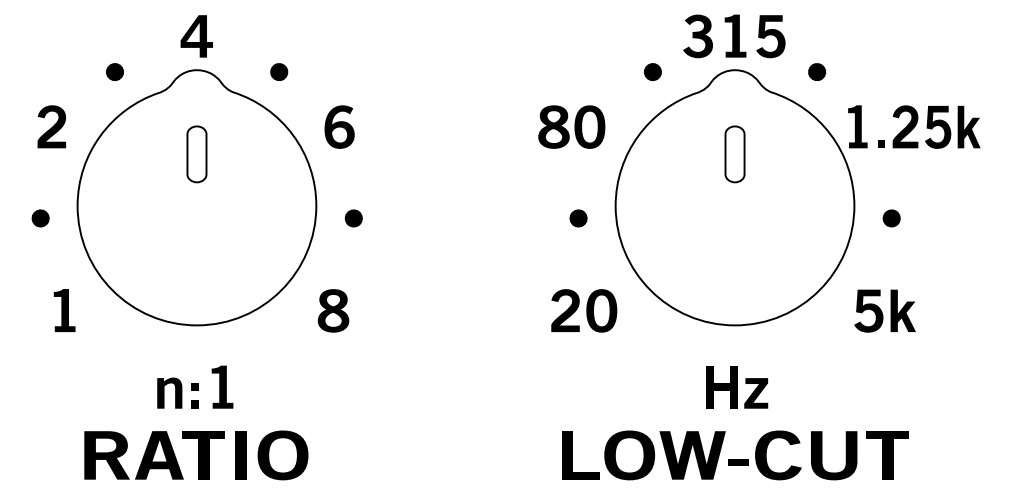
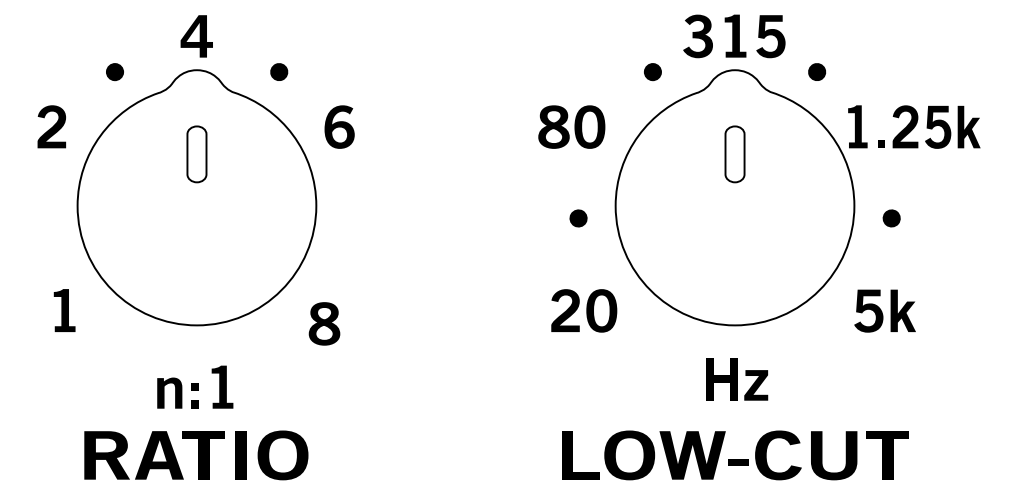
fill: present -> none (40, 218)
fill: present -> none (353, 218)
part position: (333, 310) -> (324, 323) (324, 323)
part position: (737, 387) -> (737, 379) (737, 379)
